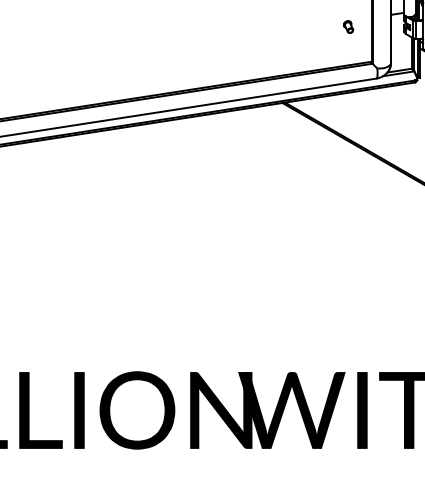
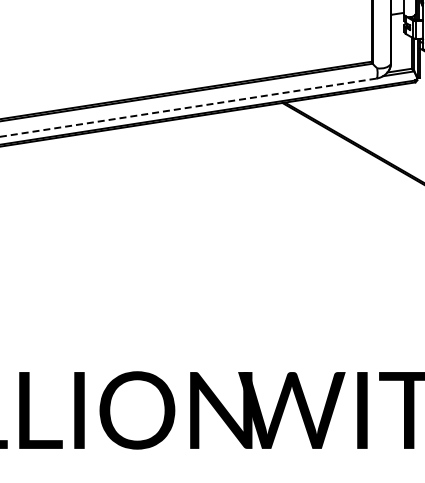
part: present -> none (348, 26)
line: solid -> dashed (187, 107)
